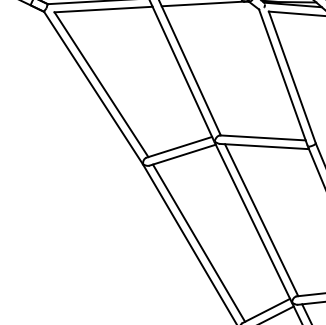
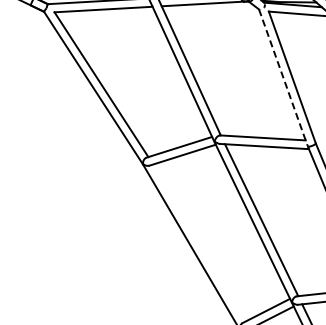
line: solid -> dashed (283, 77)
line: present -> none (198, 242)
